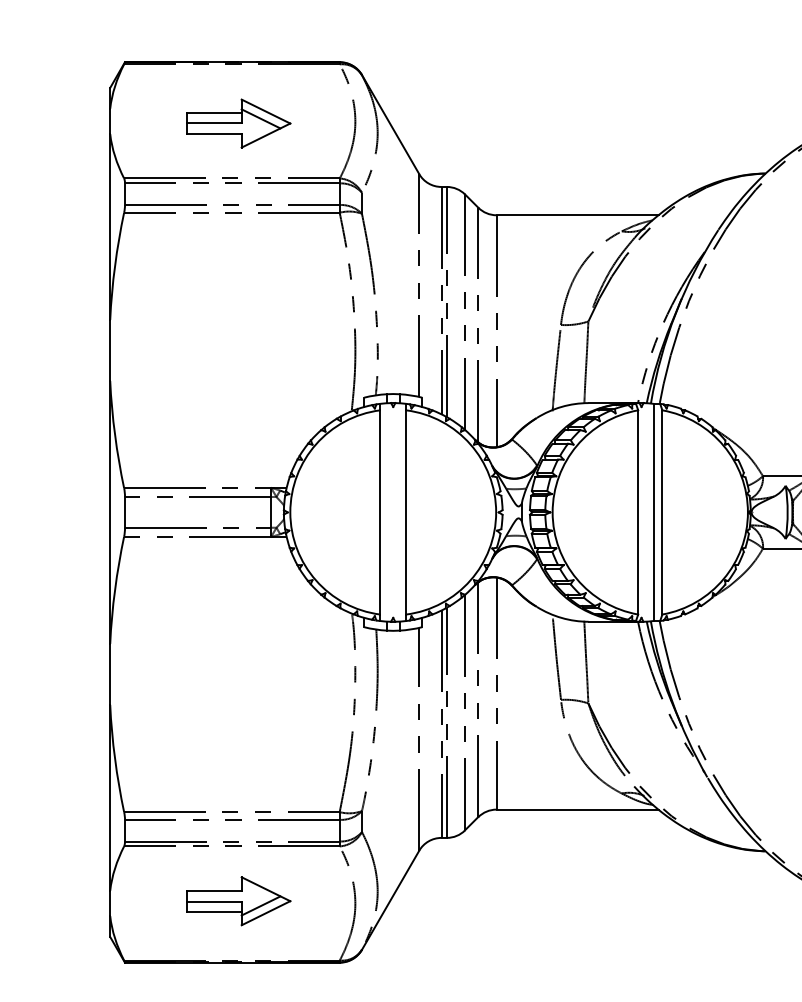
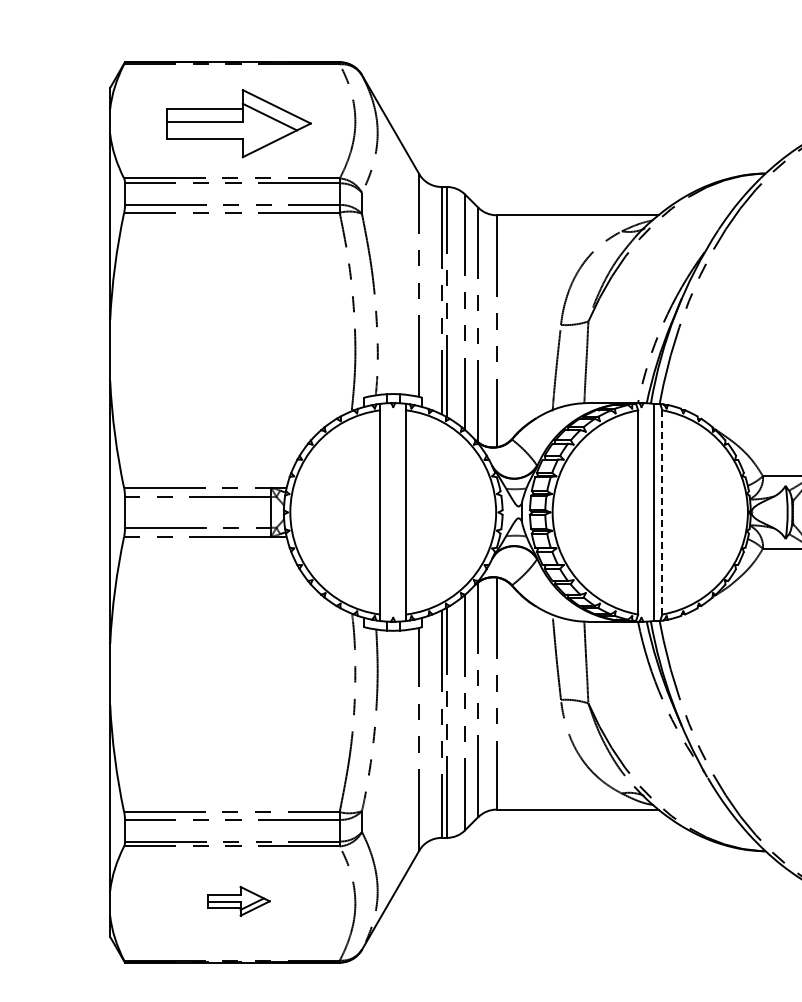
part size: 106x51 px -> 146x70 px (238, 123)
line: solid -> dashed (662, 511)
part size: 106x51 px -> 64x32 px (238, 900)
